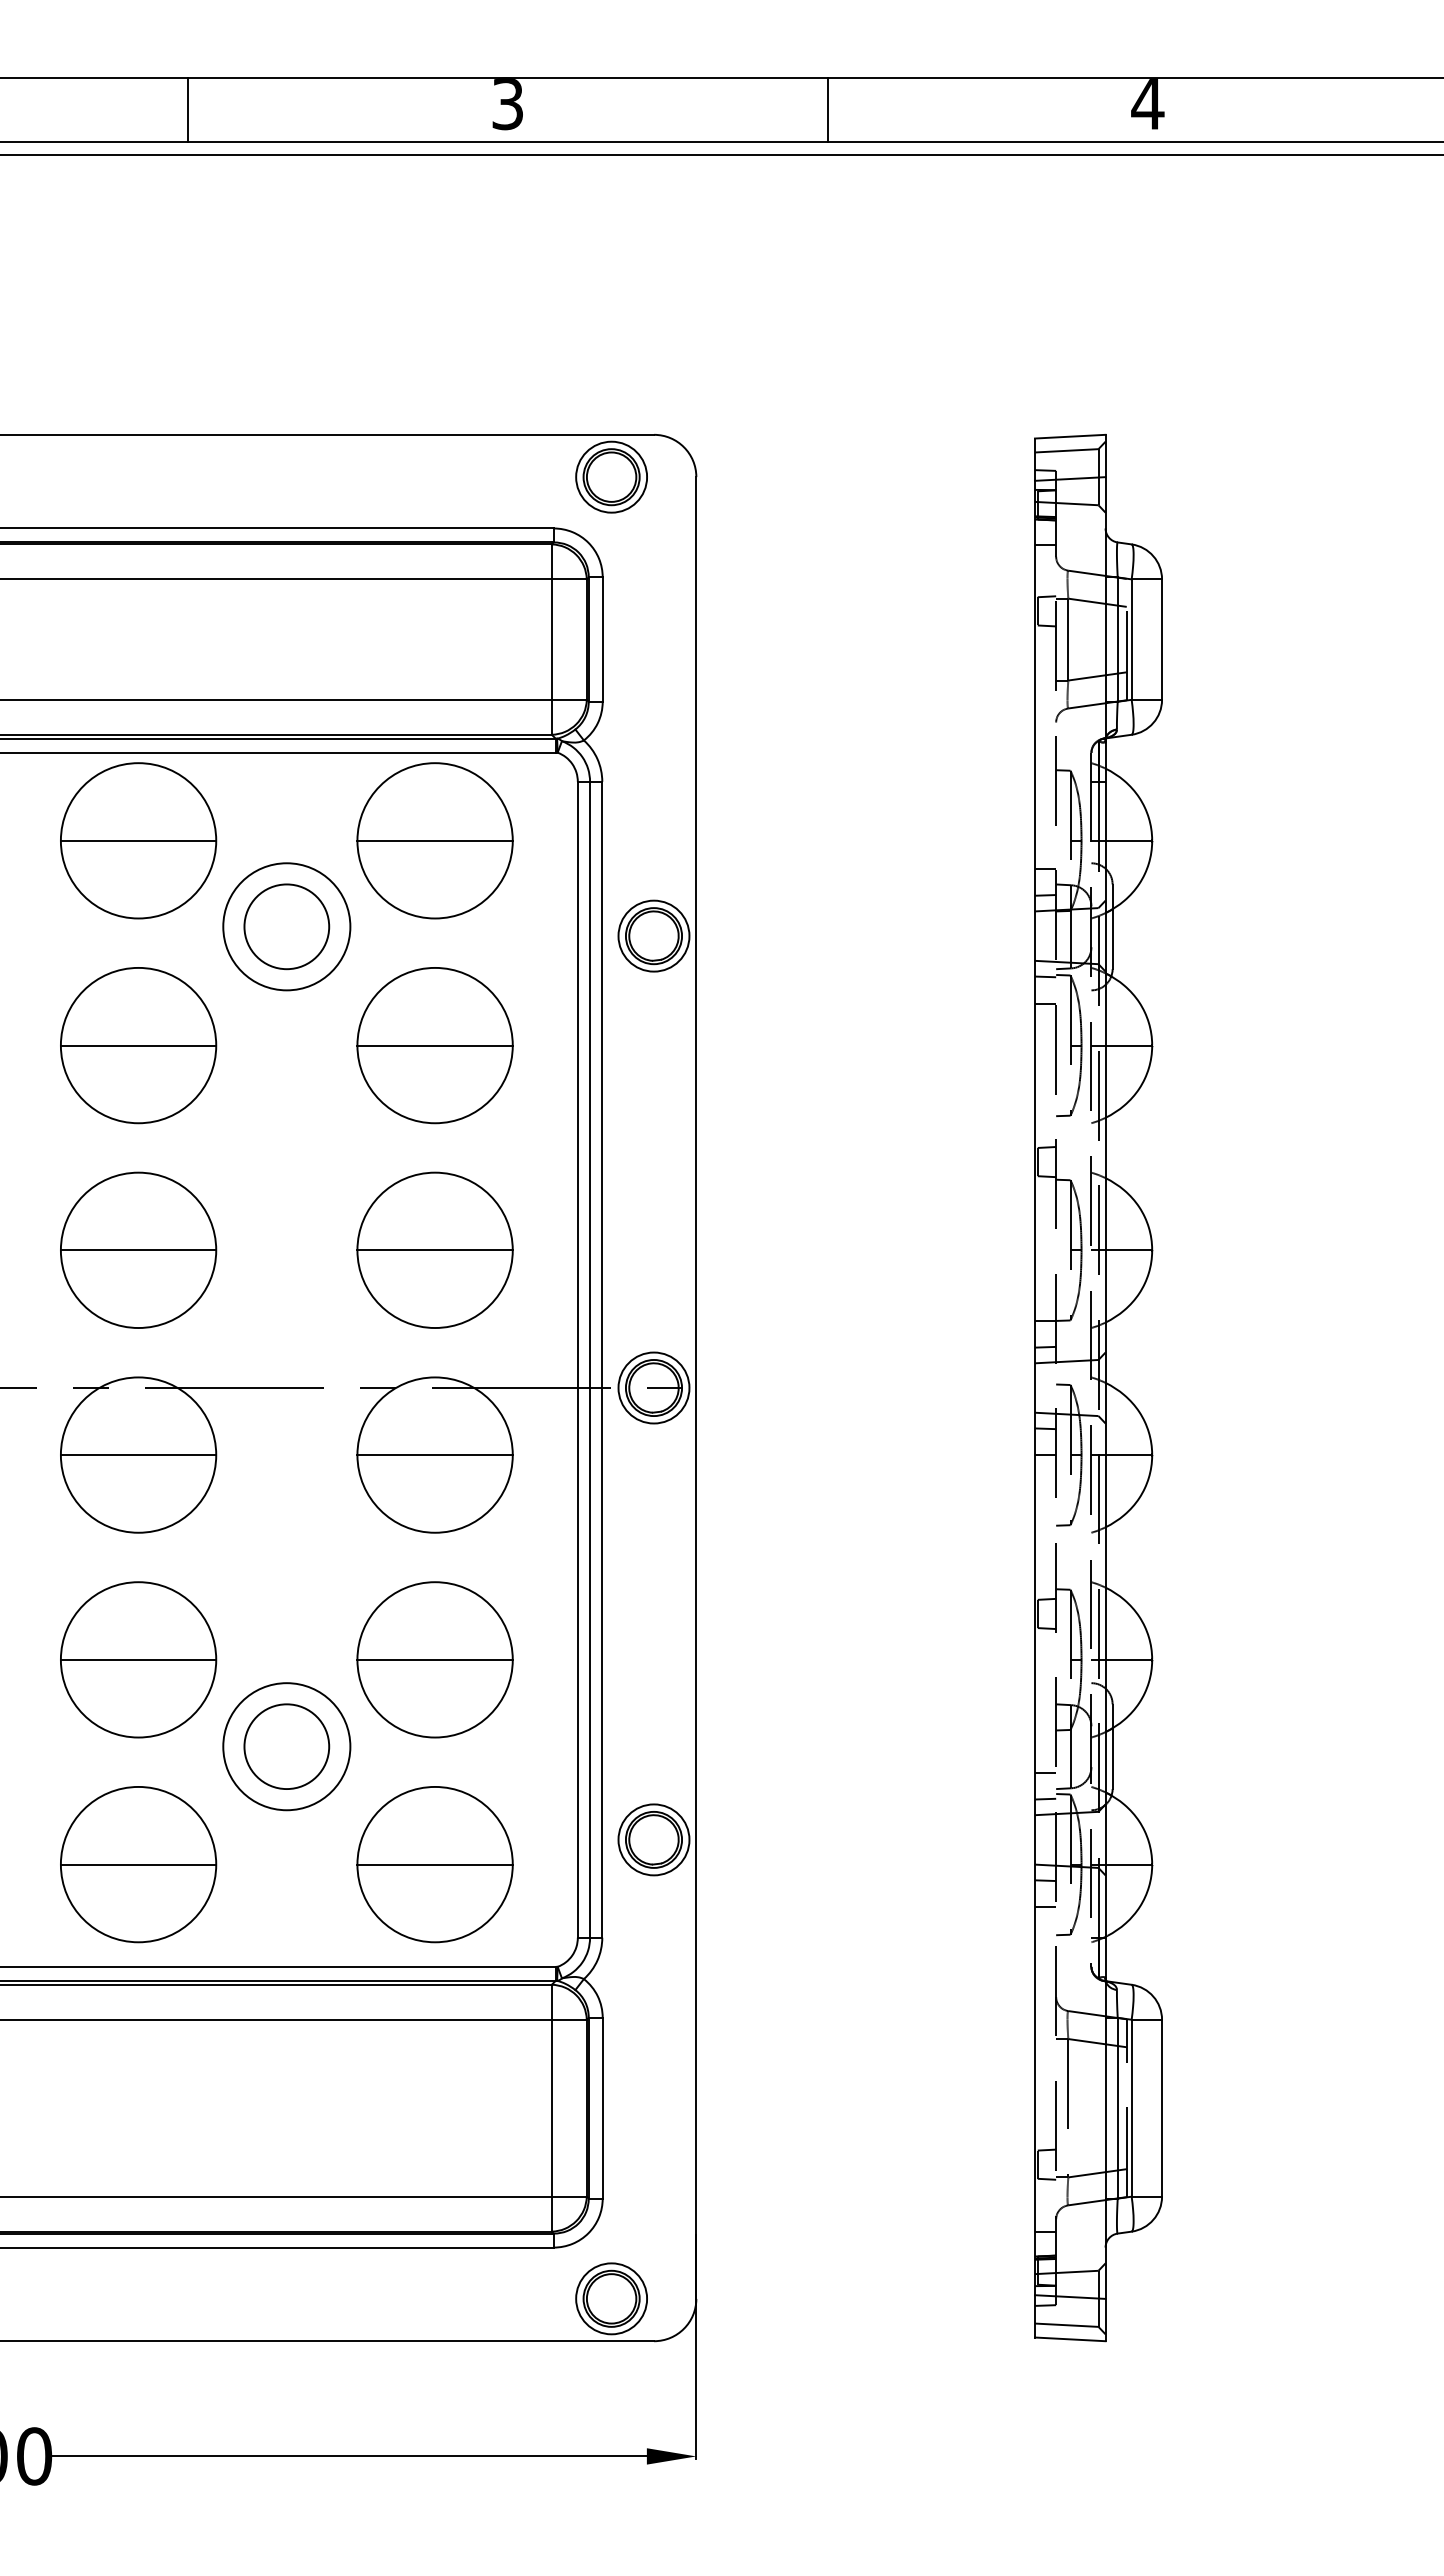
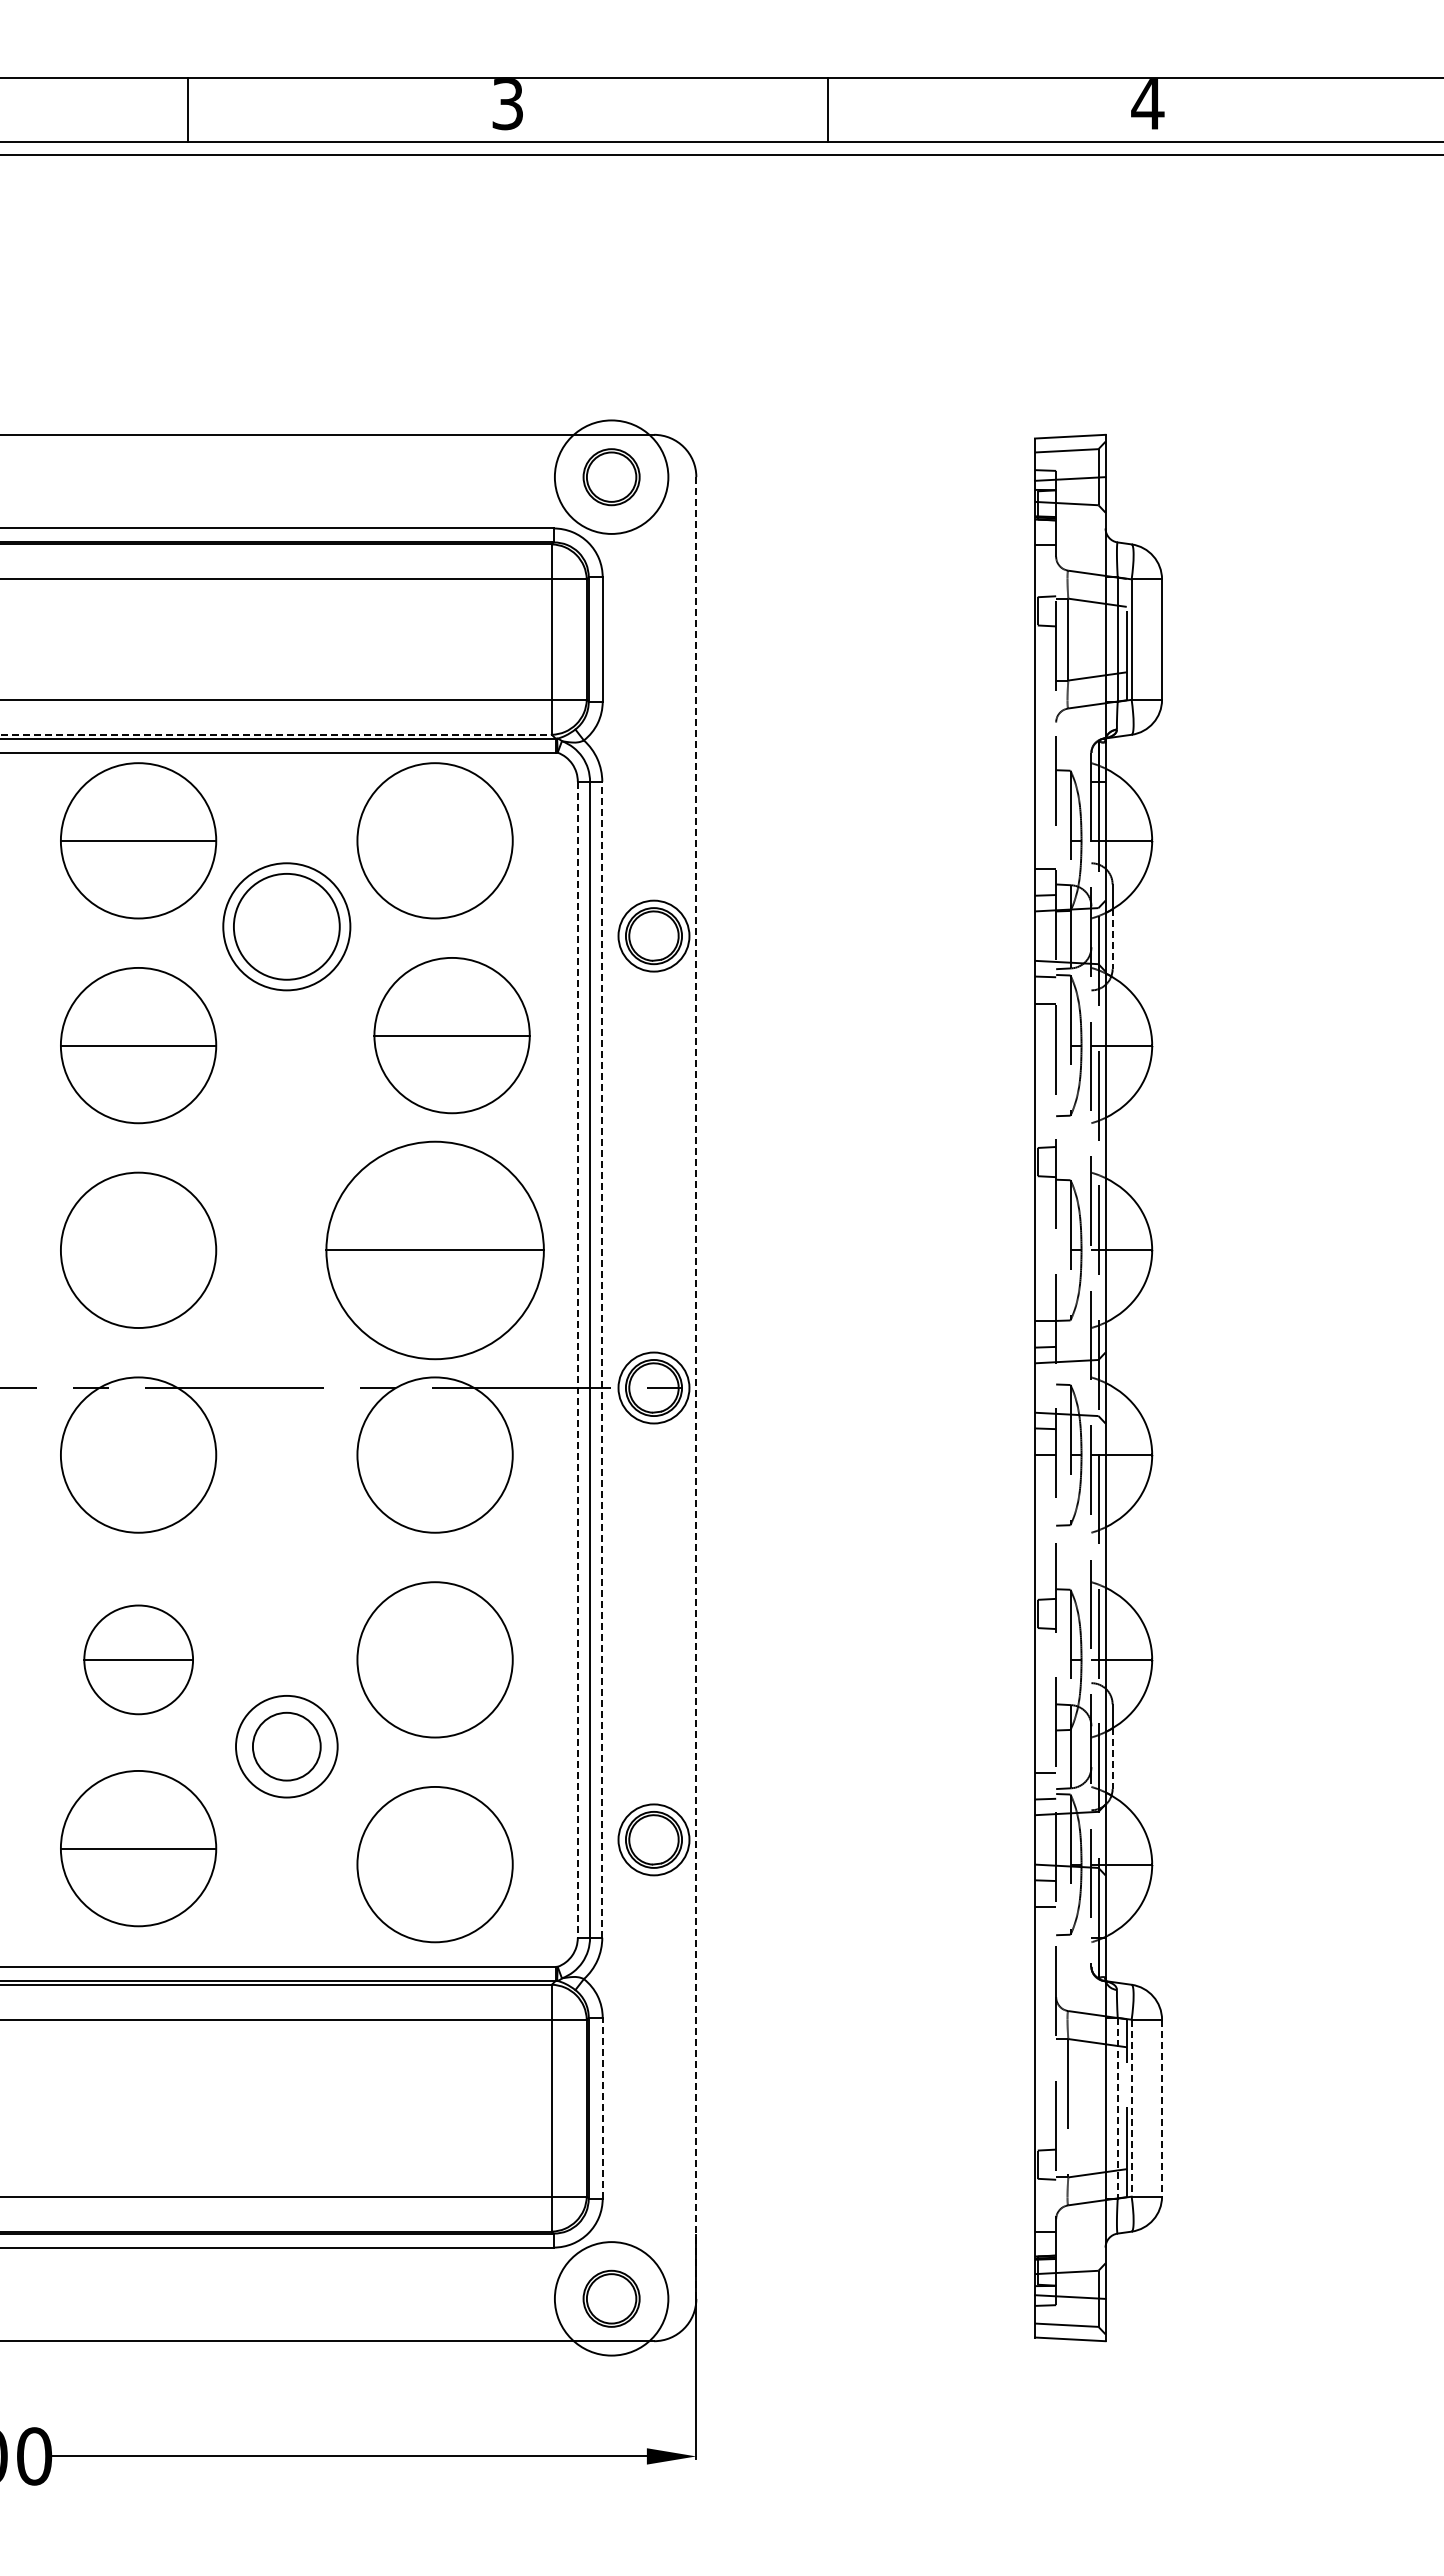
circle diameter: 71 px -> 114 px (611, 476)
line: solid -> dashed (276, 734)
line: present -> none (434, 840)
circle diameter: 85 px -> 106 px (286, 926)
line: solid -> dashed (1112, 939)
part position: (434, 1045) -> (451, 1035) (451, 1035)
part size: 158x158 px -> 220x221 px (434, 1250)
line: present -> none (138, 1250)
line: solid -> dashed (577, 1359)
line: solid -> dashed (602, 1359)
line: solid -> dashed (696, 1388)
line: present -> none (138, 1455)
line: present -> none (434, 1455)
part size: 158x158 px -> 111x112 px (138, 1659)
line: present -> none (434, 1659)
circle diameter: 127 px -> 102 px (286, 1746)
circle diameter: 85 px -> 68 px (286, 1746)
line: solid -> dashed (1112, 1758)
part position: (138, 1864) -> (138, 1848) (138, 1848)
line: present -> none (434, 1864)
line: solid -> dashed (602, 2107)
line: solid -> dashed (1117, 2108)
line: solid -> dashed (1131, 2108)
line: solid -> dashed (1162, 2108)
circle diameter: 71 px -> 114 px (611, 2298)
